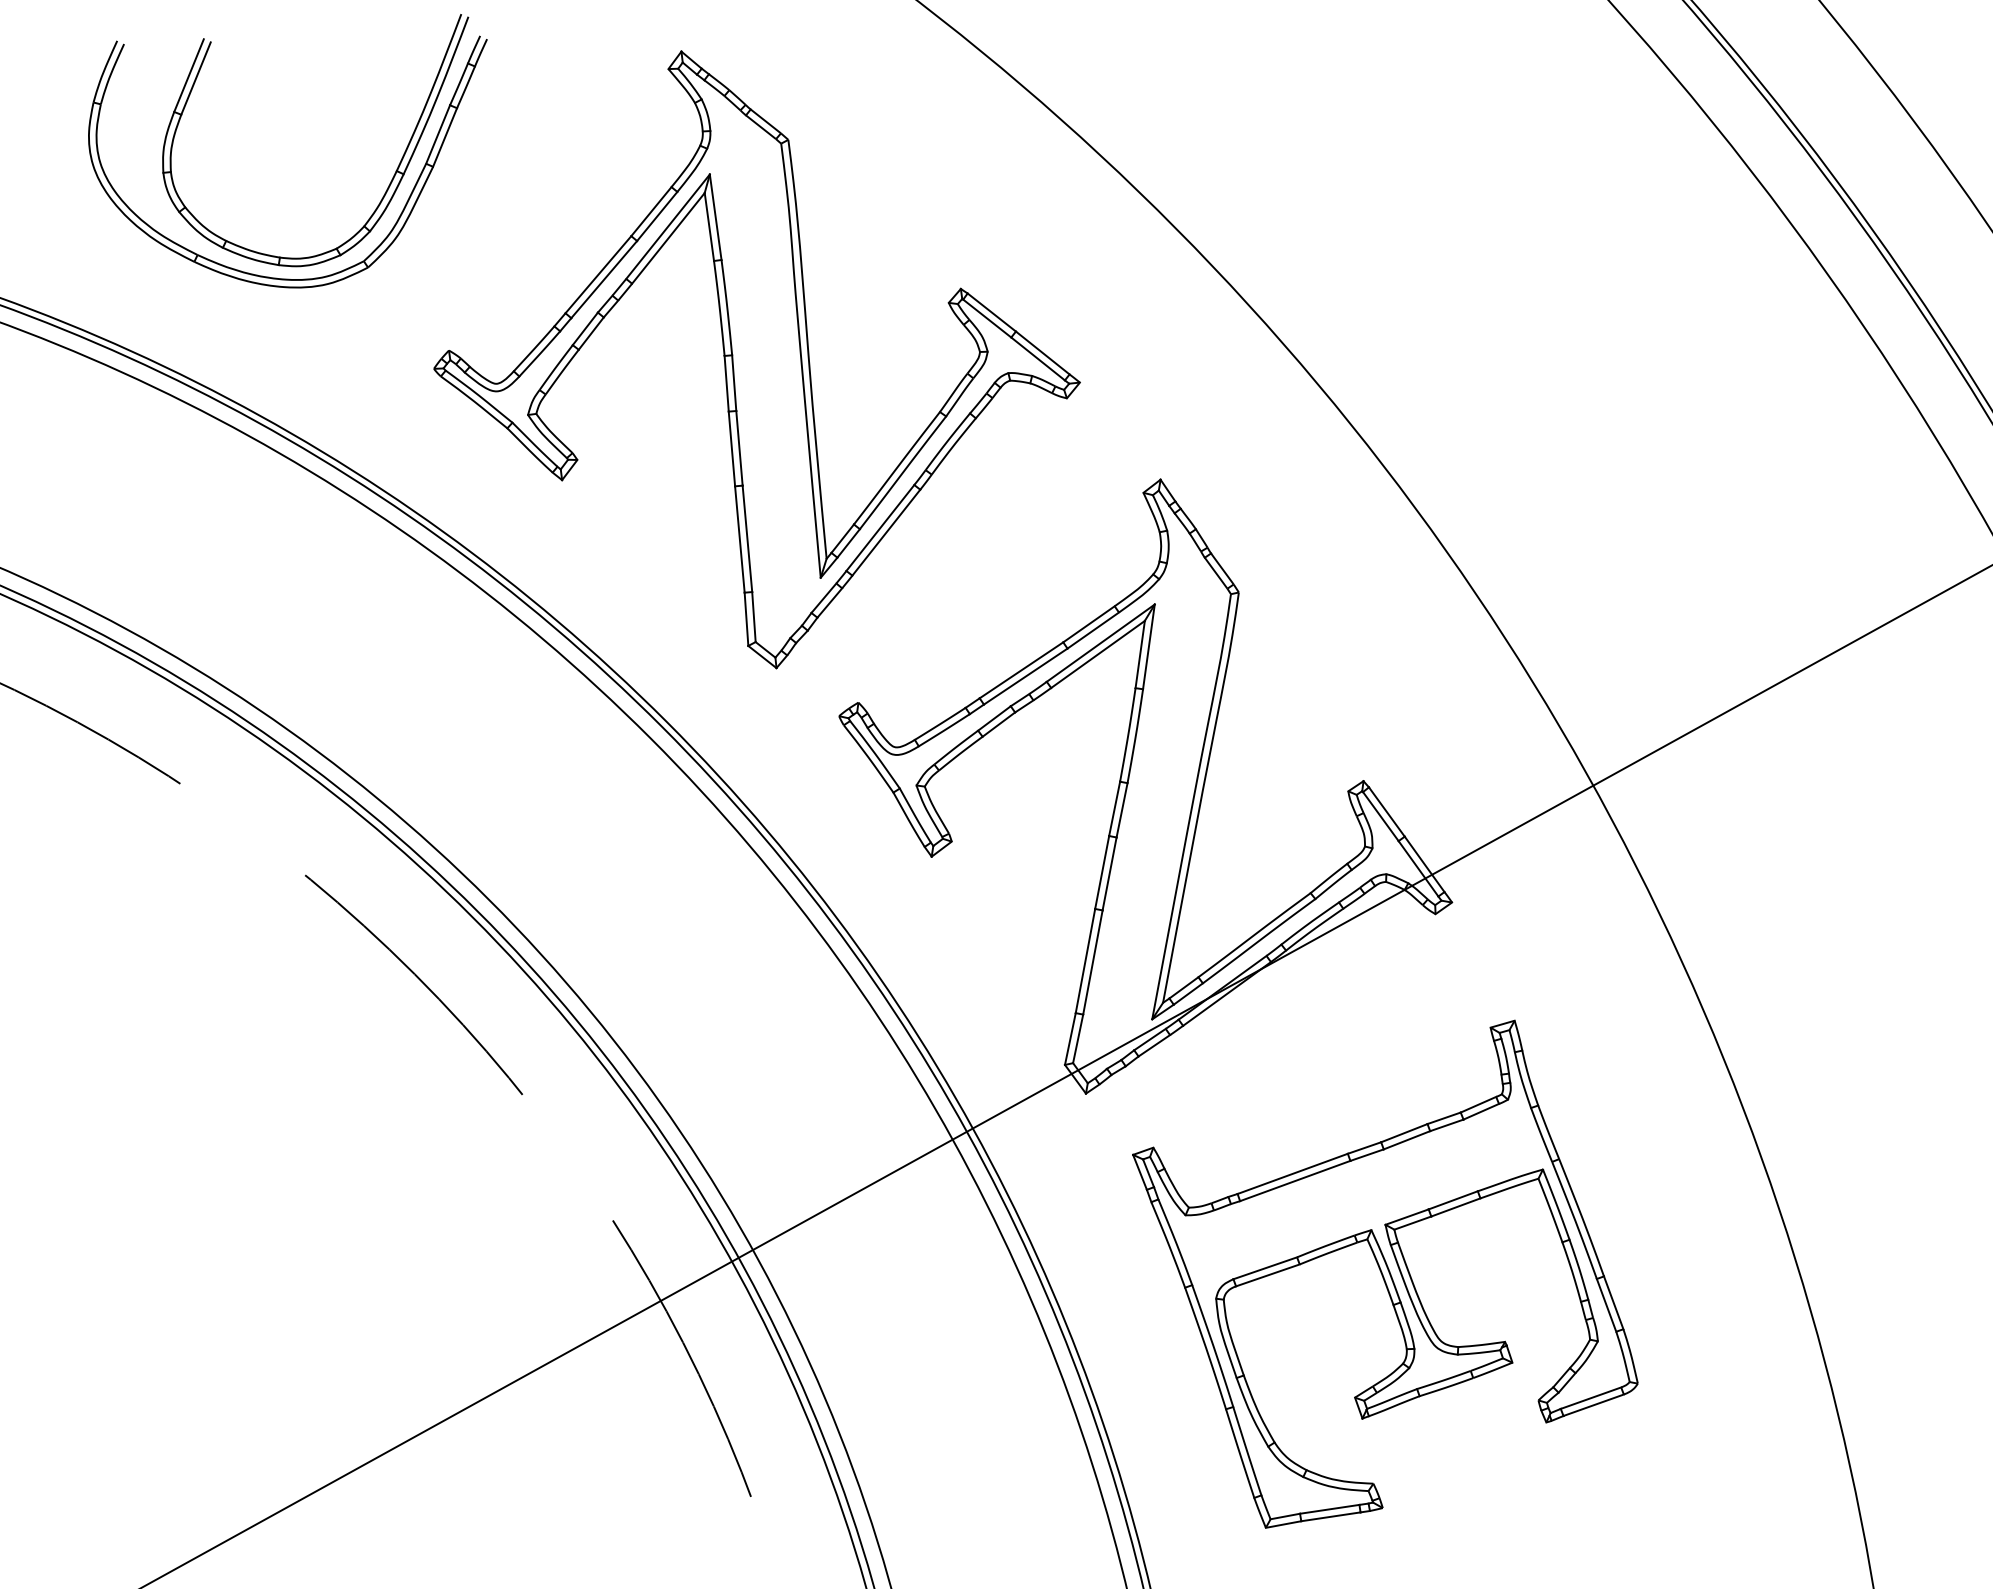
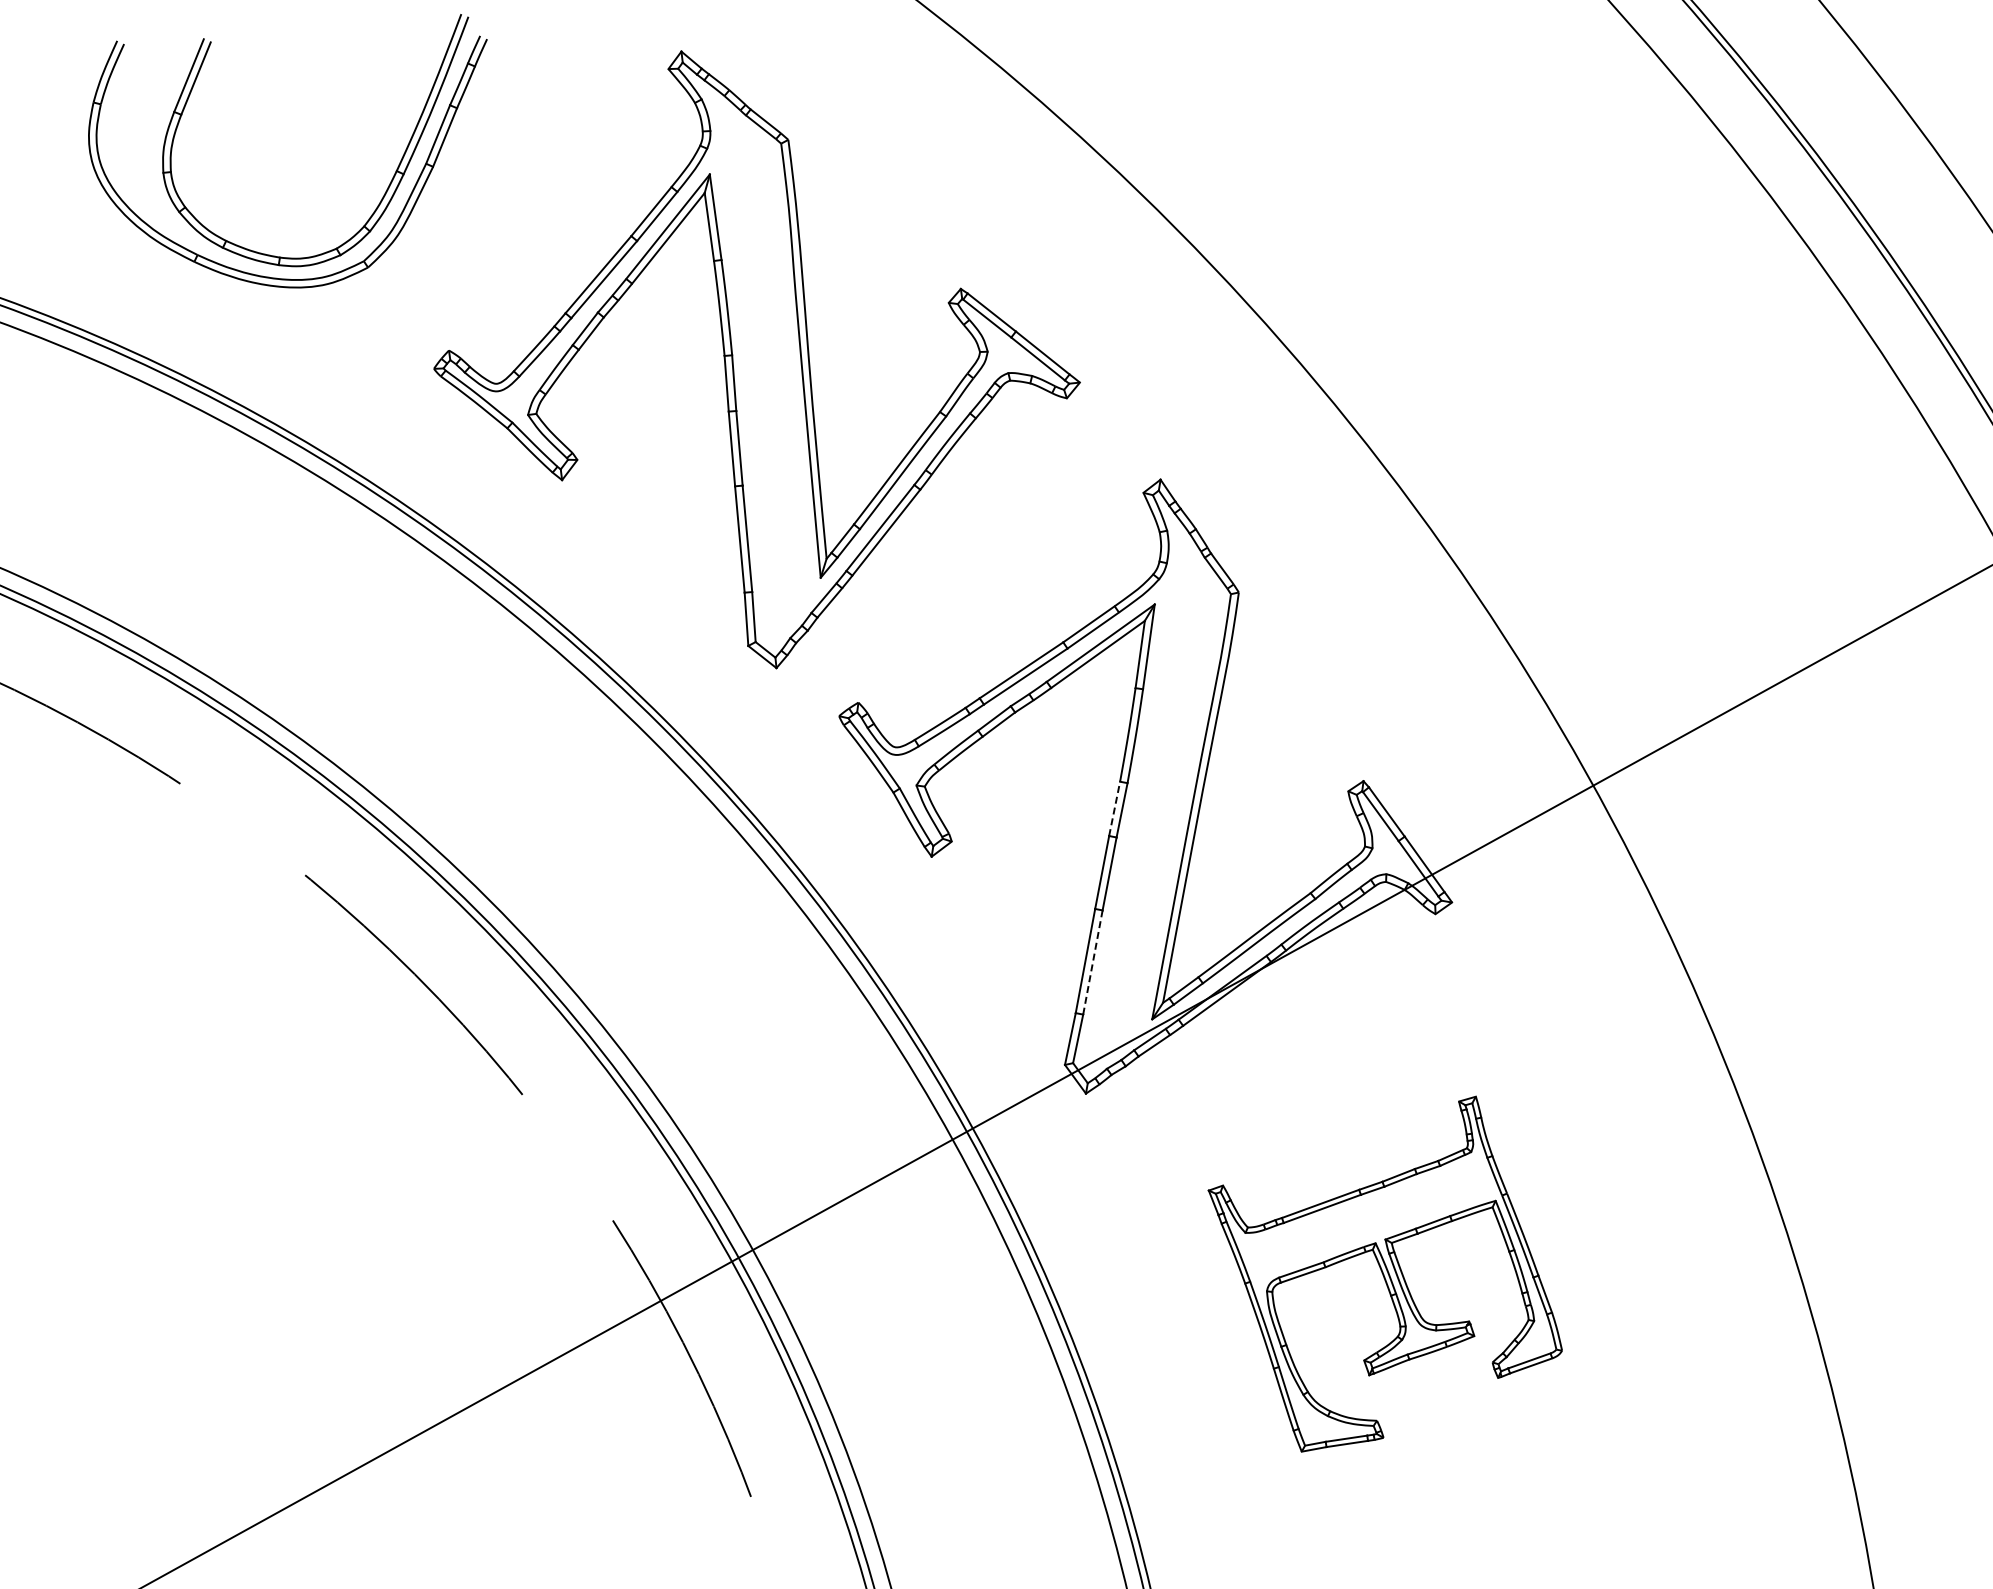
line: solid -> dashed (1114, 808)
line: solid -> dashed (1093, 962)
part size: 507x510 px -> 356x358 px (1384, 1273)
